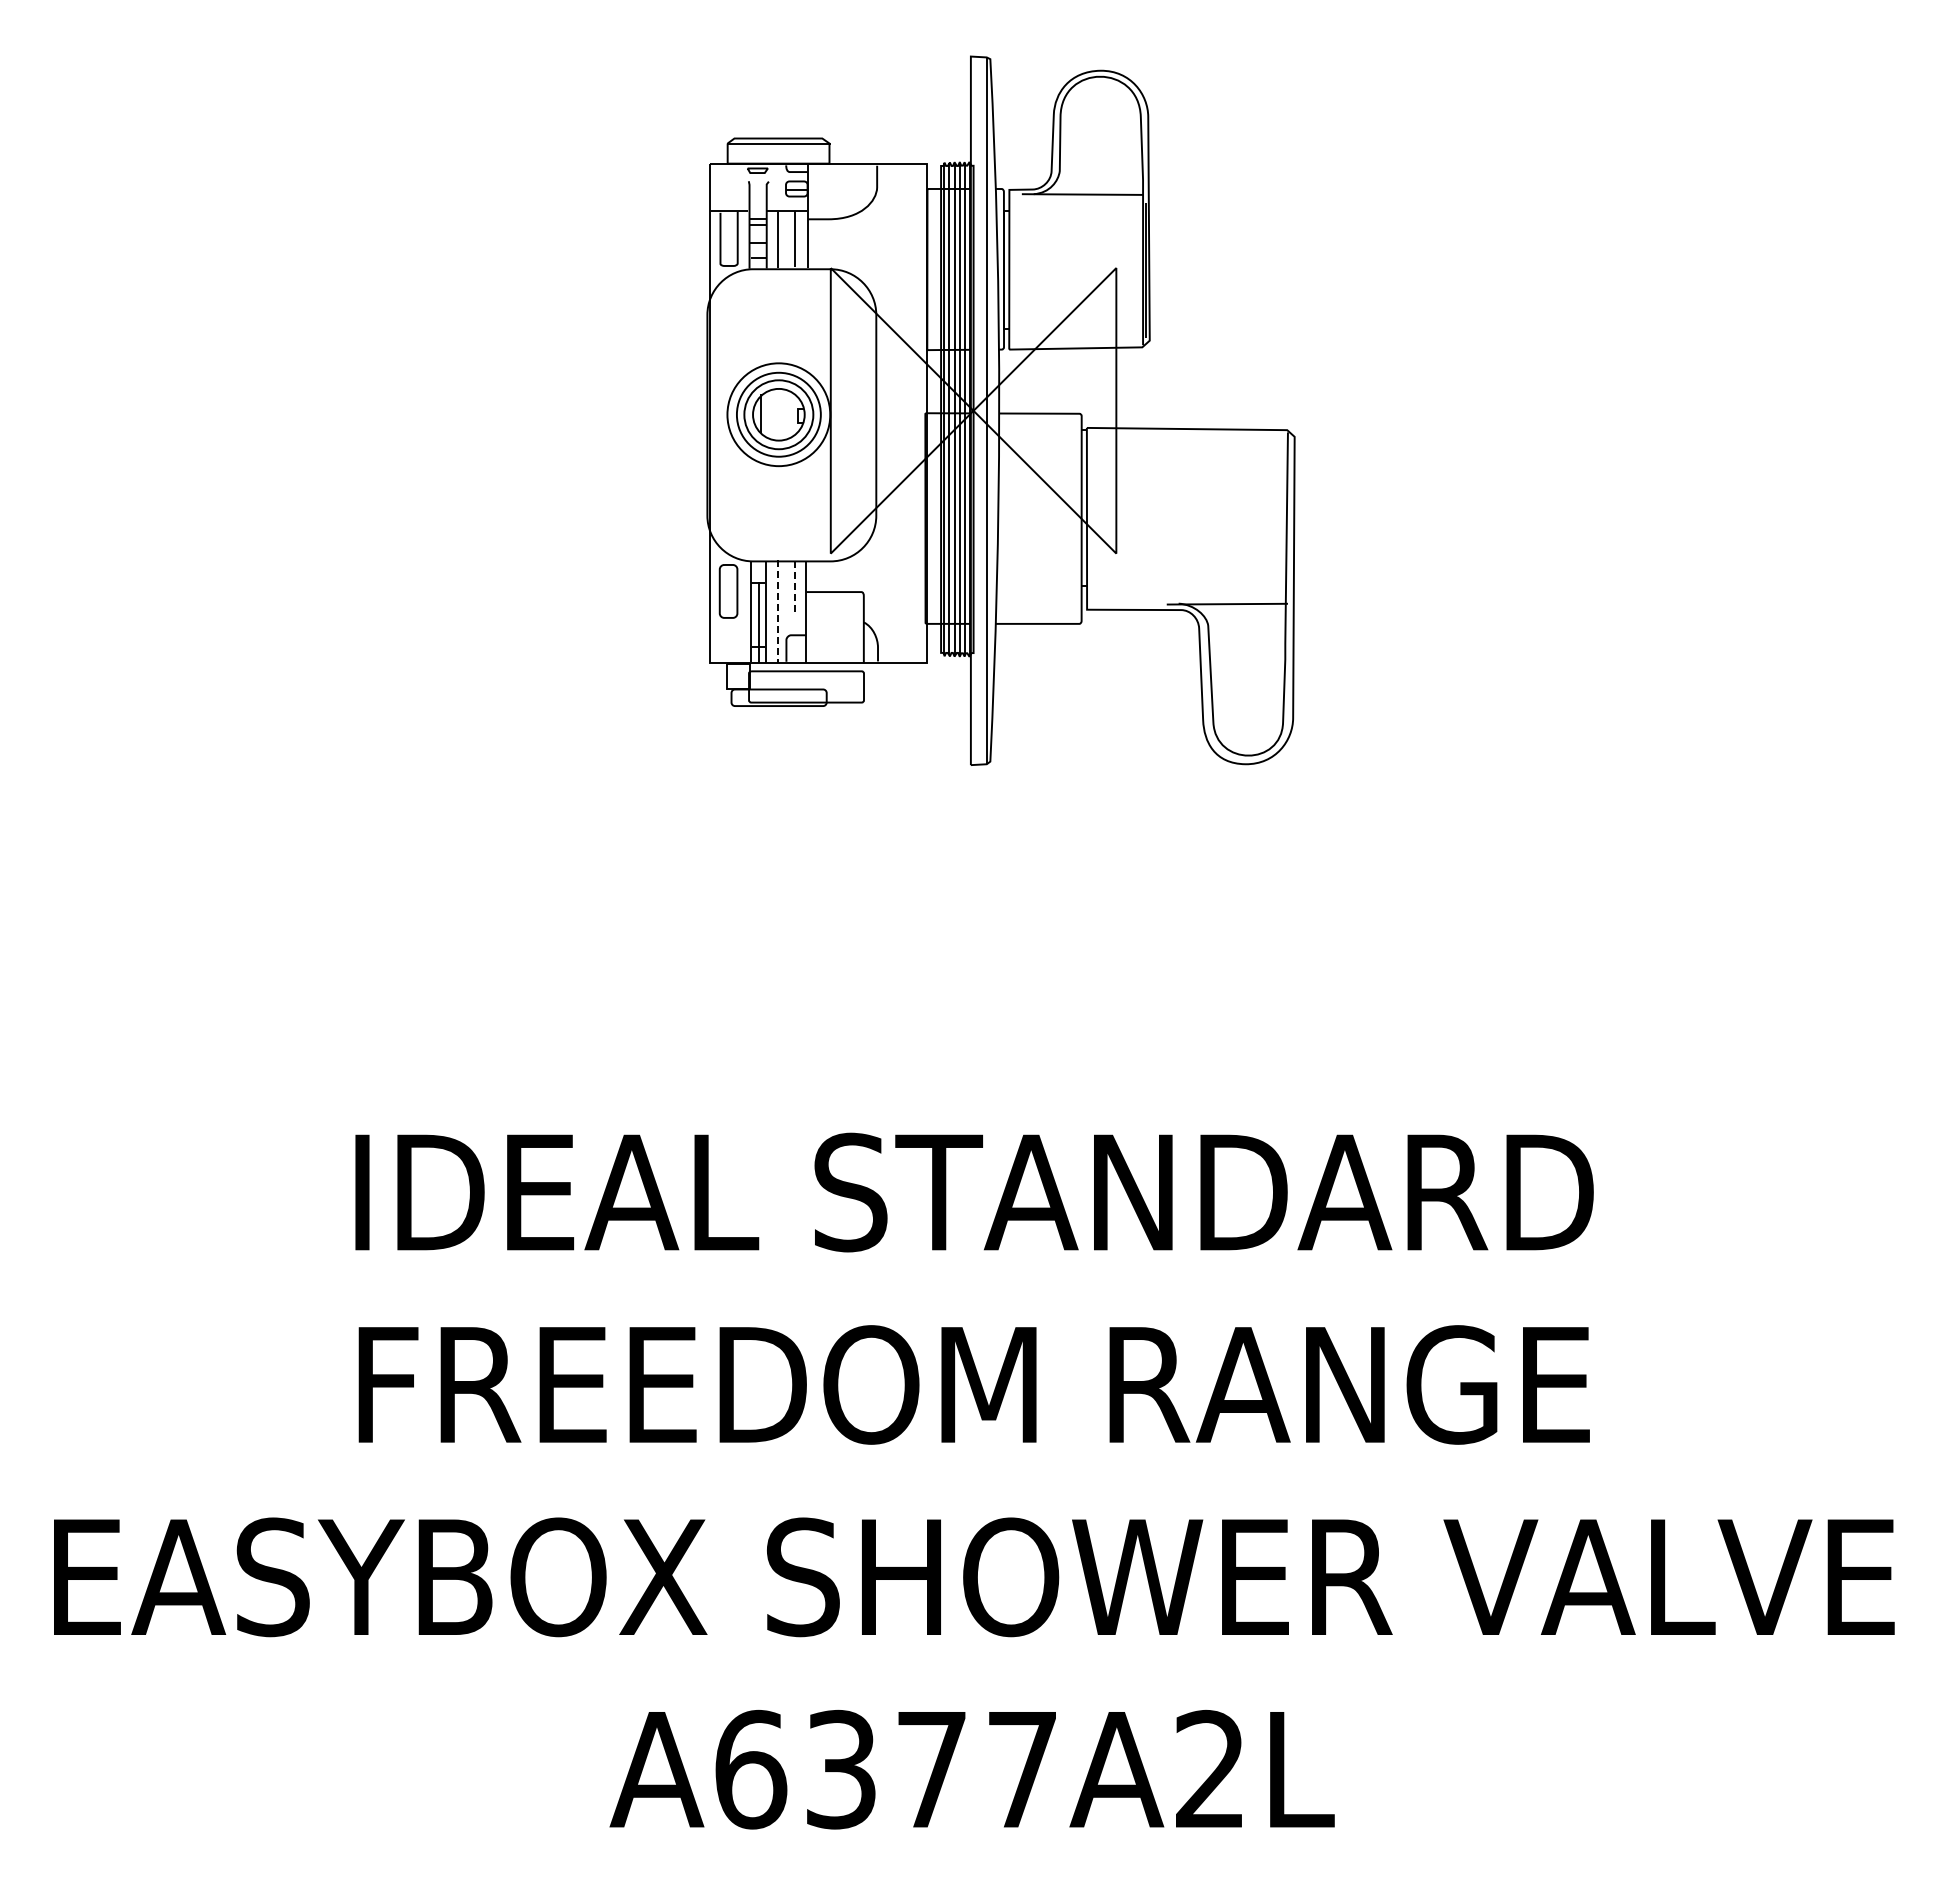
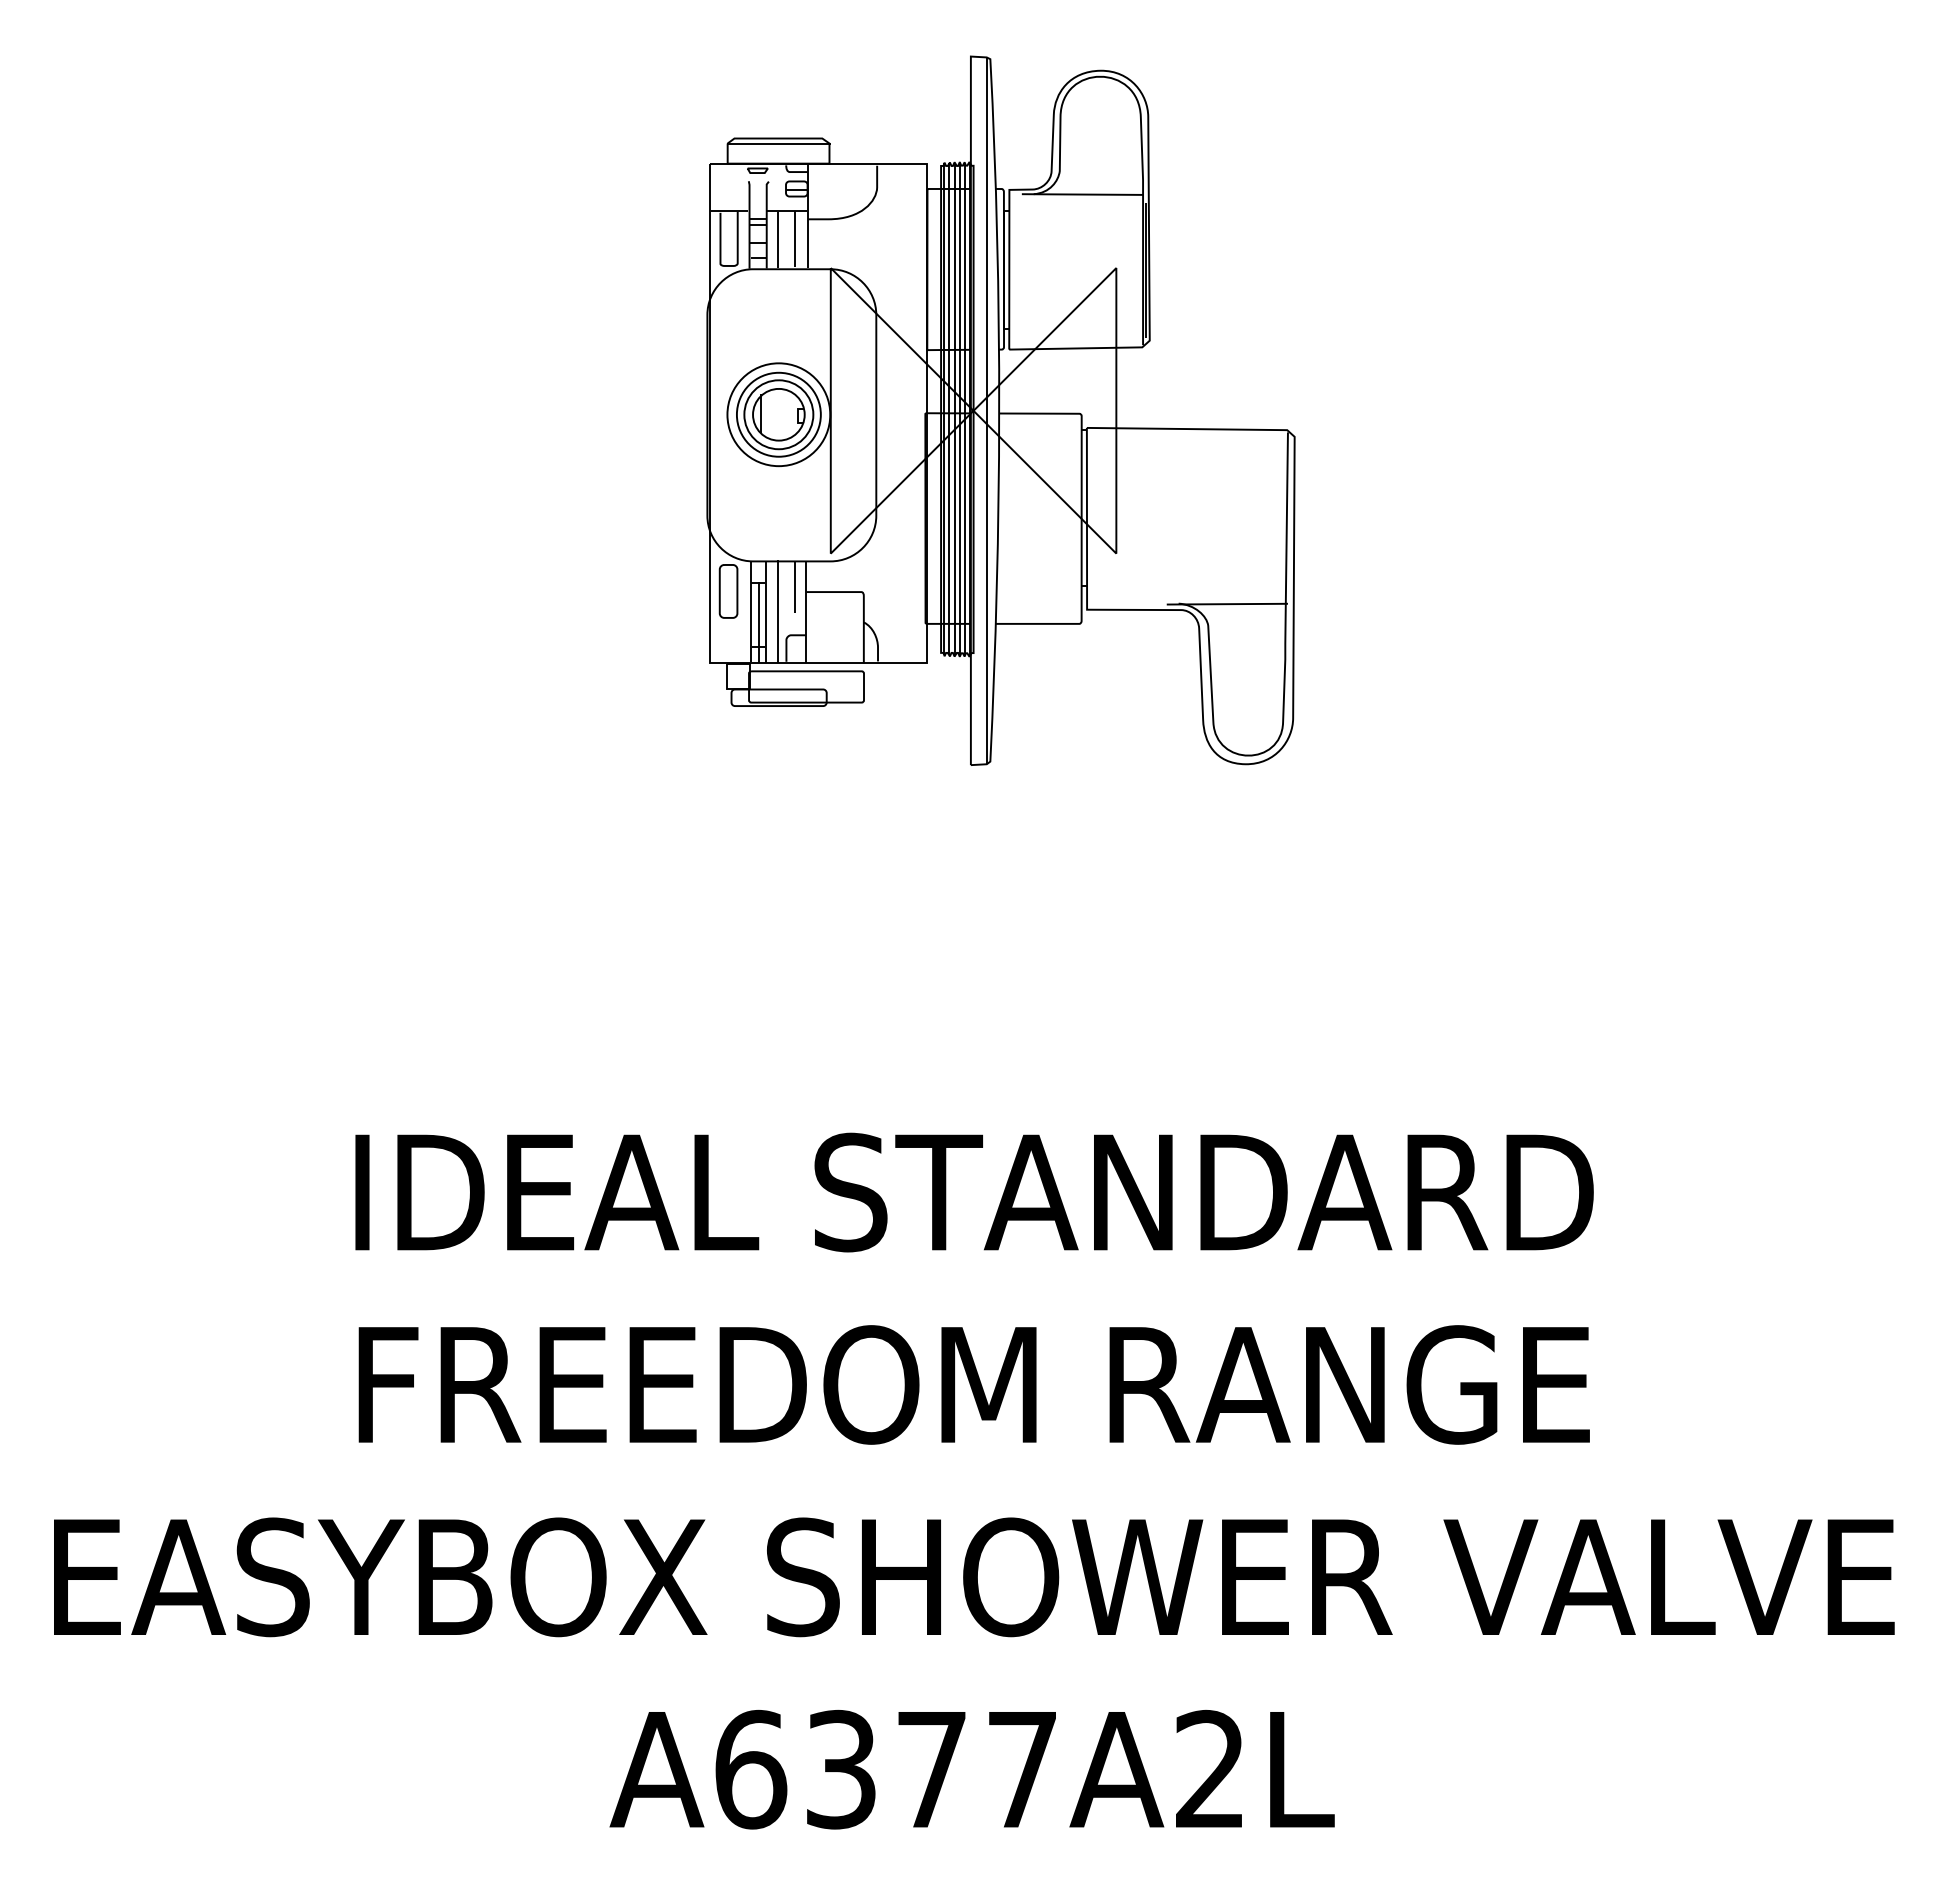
line: dashed -> solid (795, 587)
line: dashed -> solid (778, 611)
